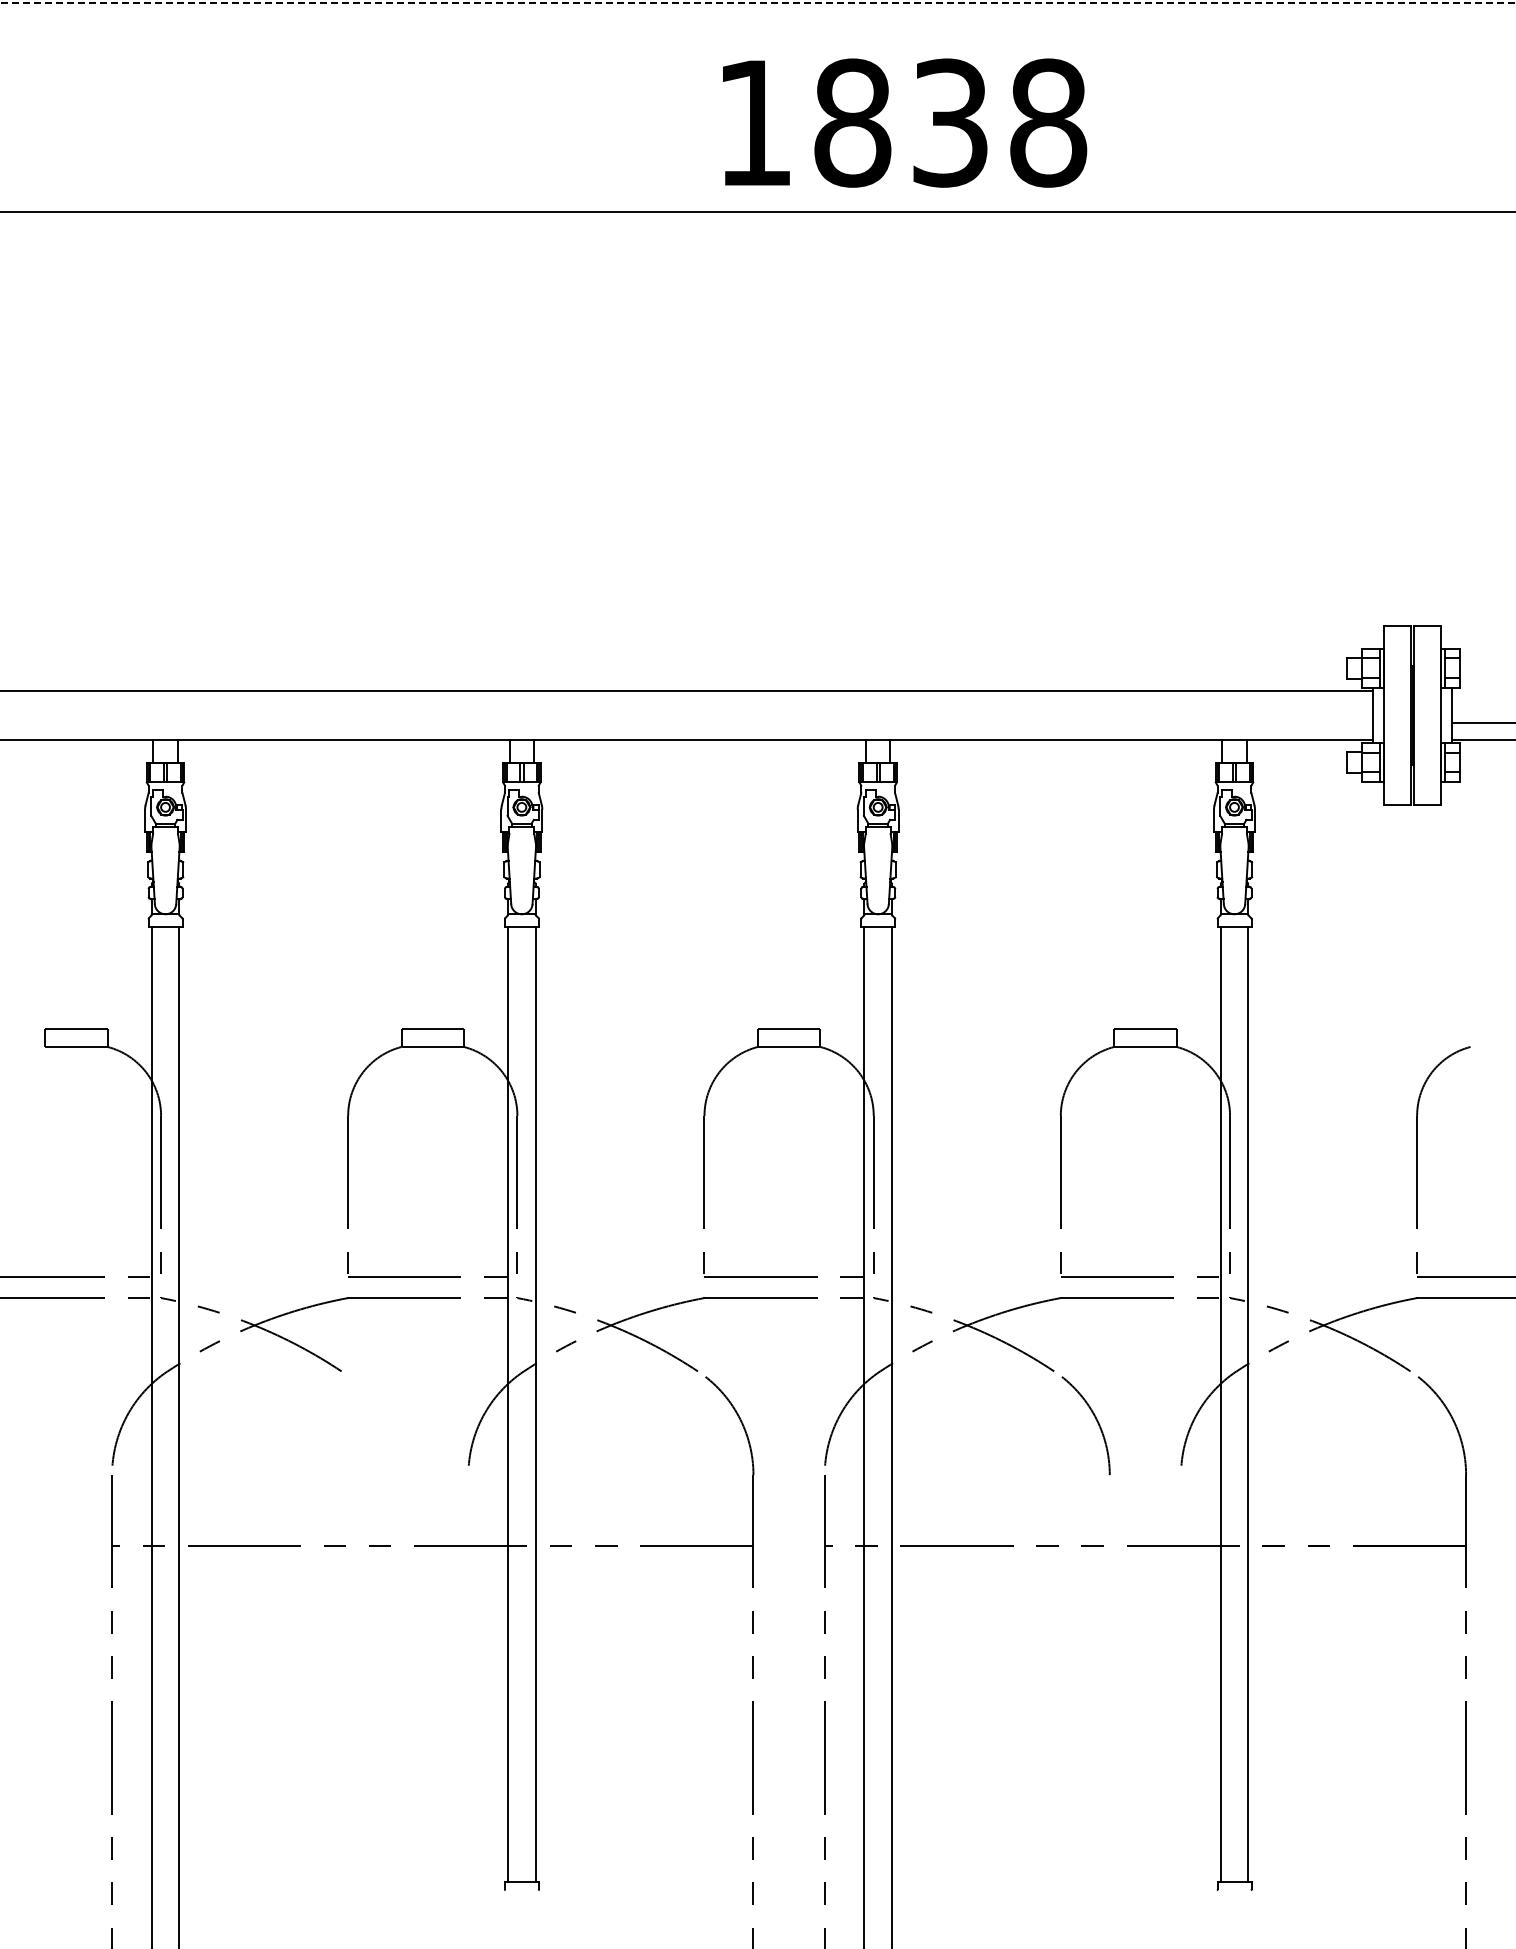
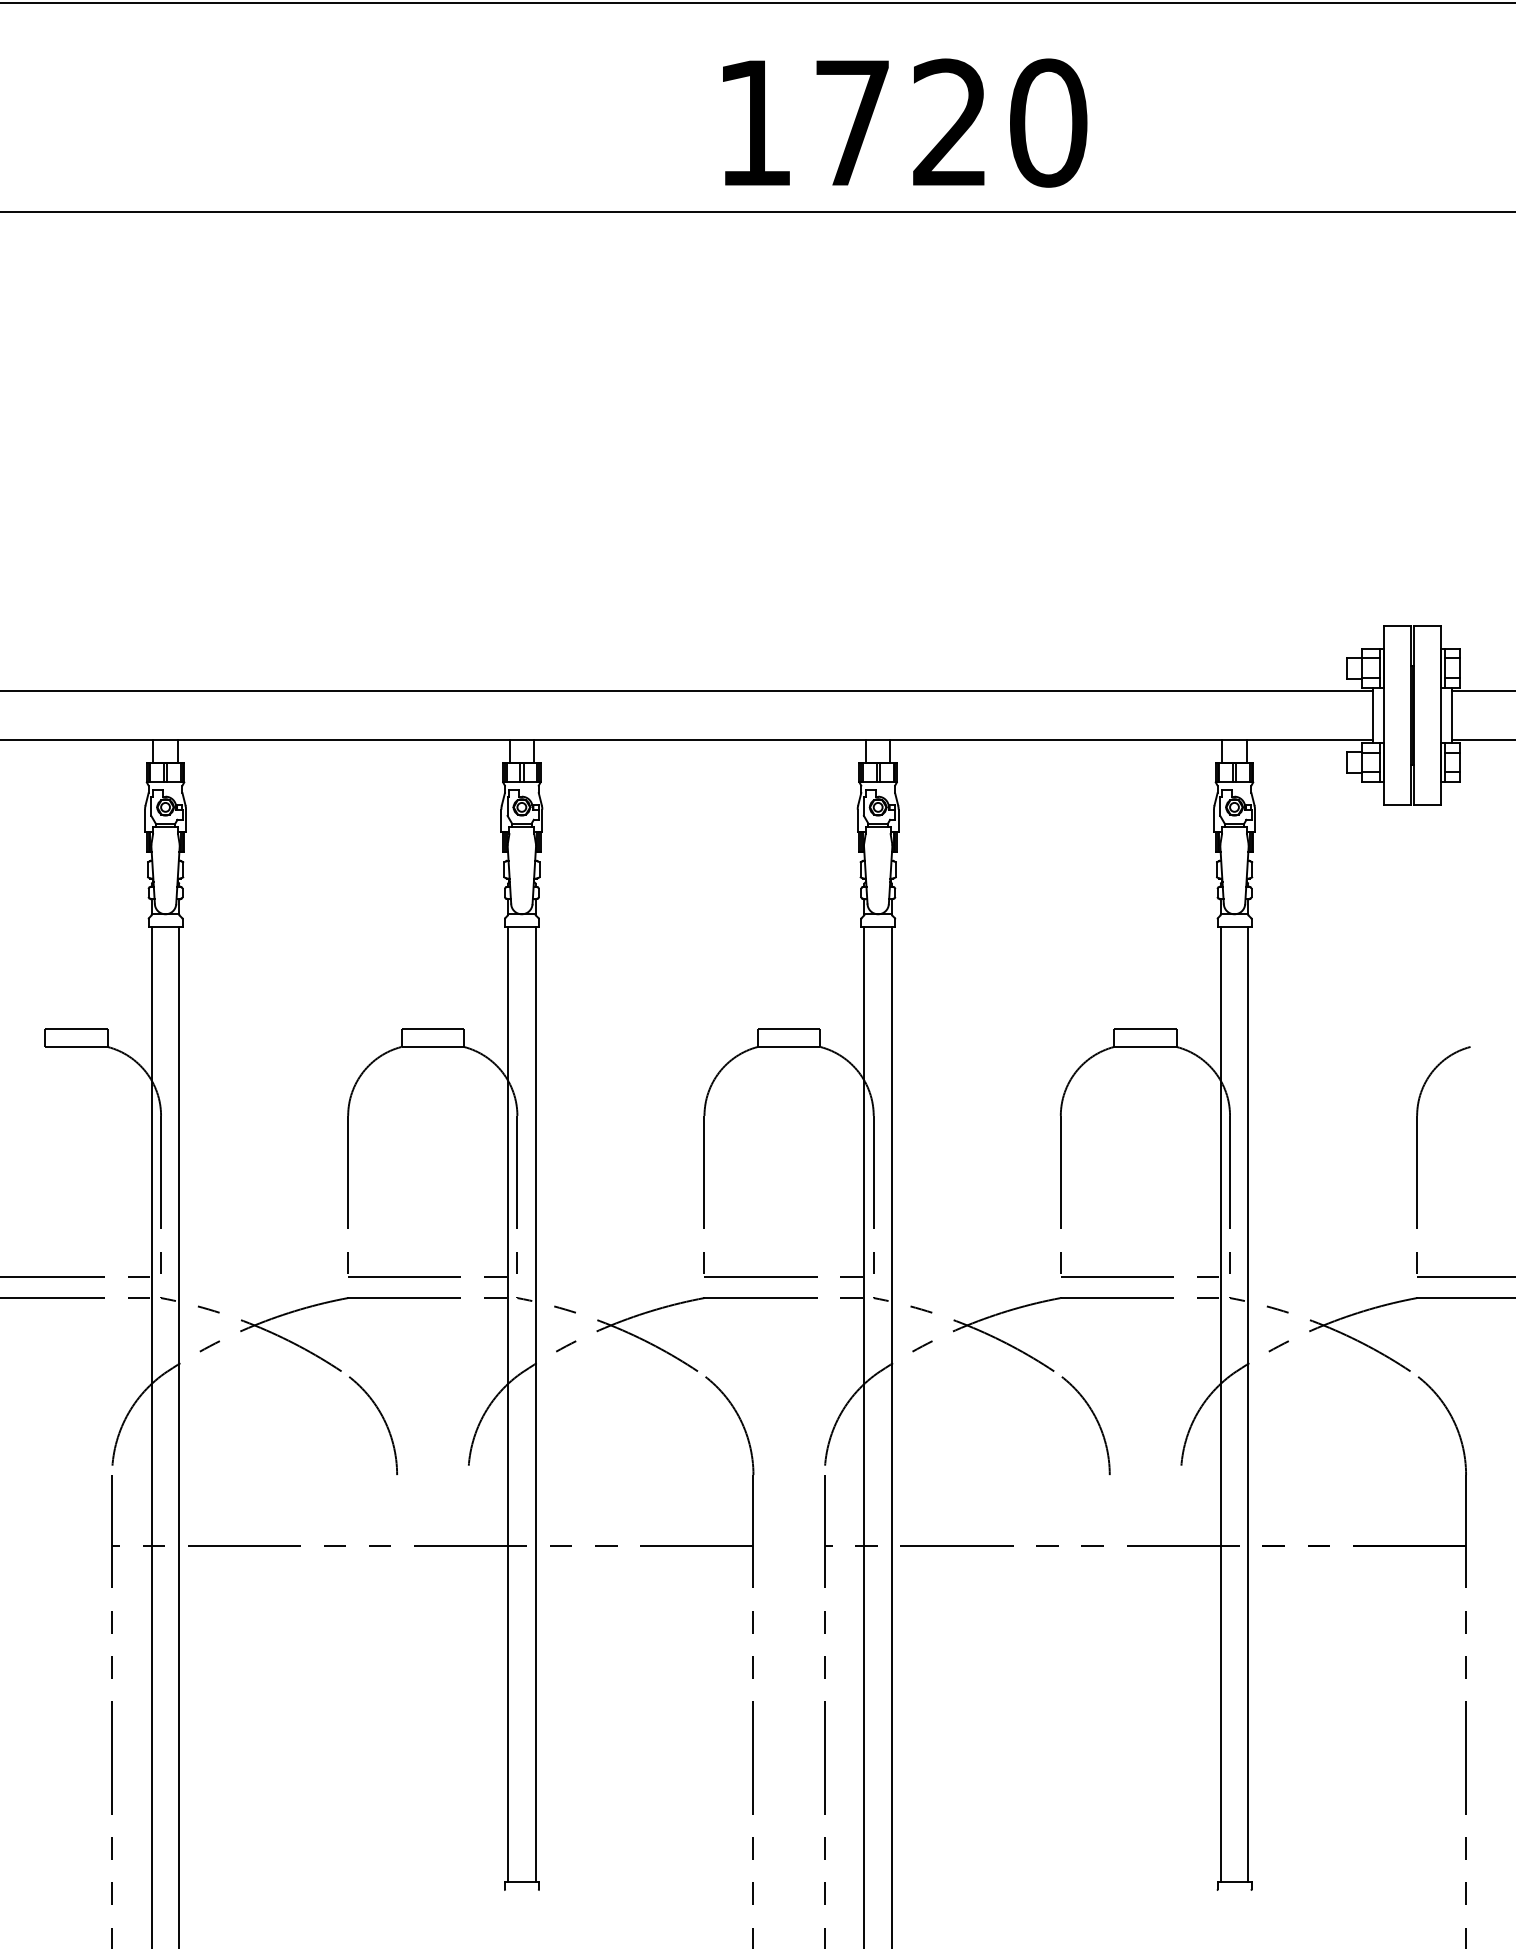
line: dashed -> solid (758, 2)
text: 1838 -> 1720 (950, 122)
line position: (1481, 723) -> (1481, 691) (1481, 691)
arc: none -> present (383, 1420)
